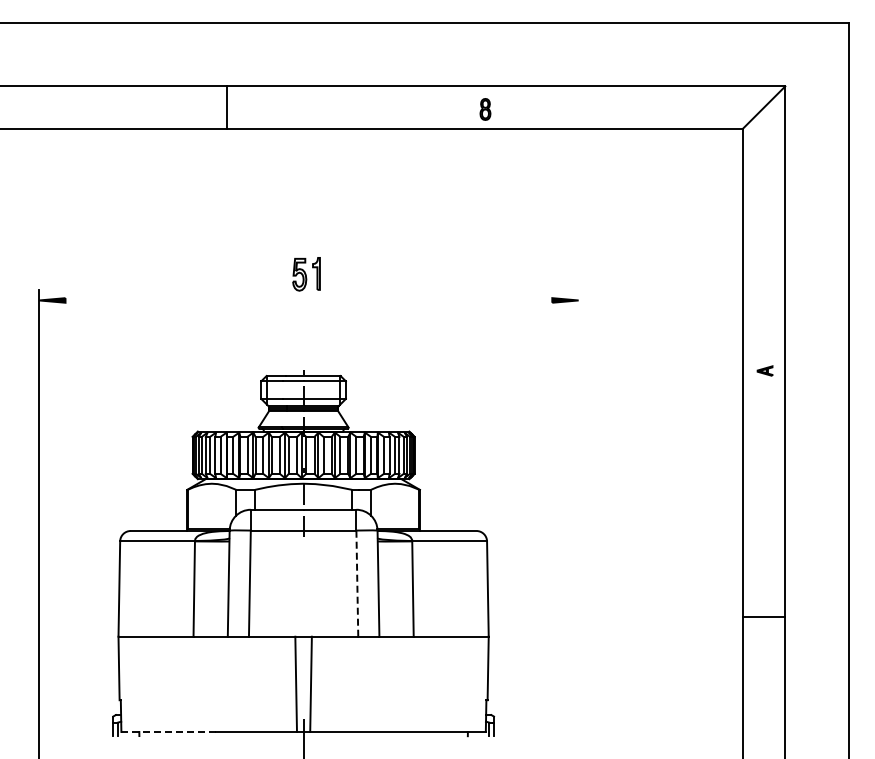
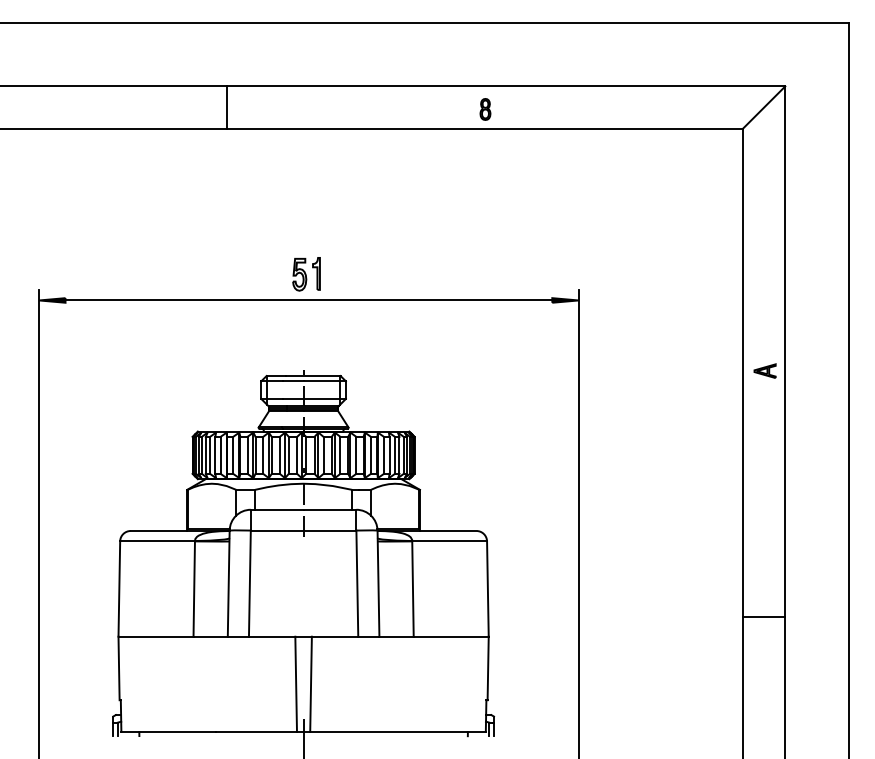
line: none -> present (308, 300)
part size: 18x12 px -> 24x16 px (764, 370)
line: none -> present (578, 522)
line: dashed -> solid (357, 583)
line: dashed -> solid (169, 731)
